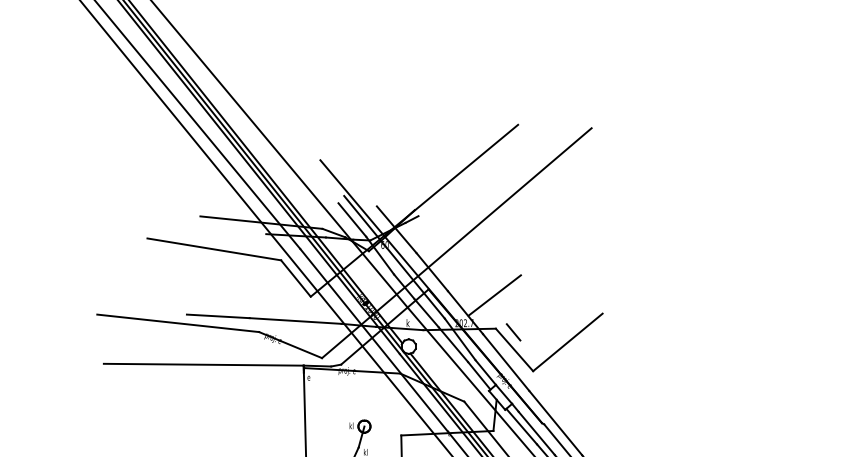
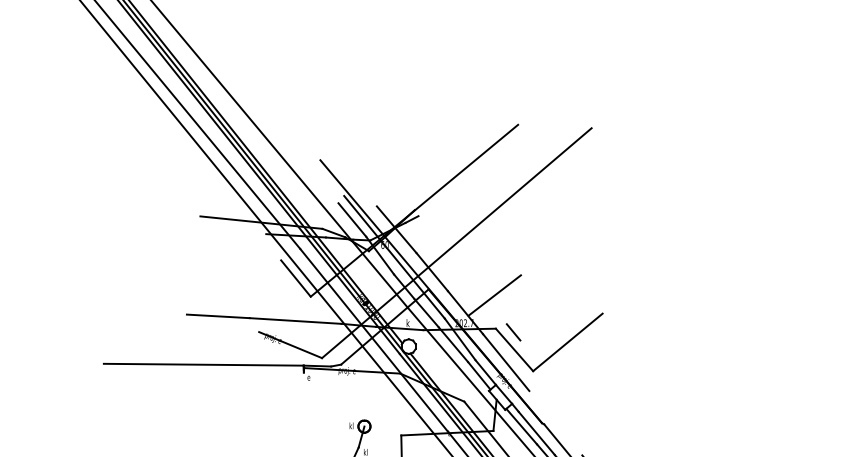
line: present -> none (214, 249)
line: present -> none (178, 323)
line: present -> none (304, 412)
line: present -> none (555, 422)
